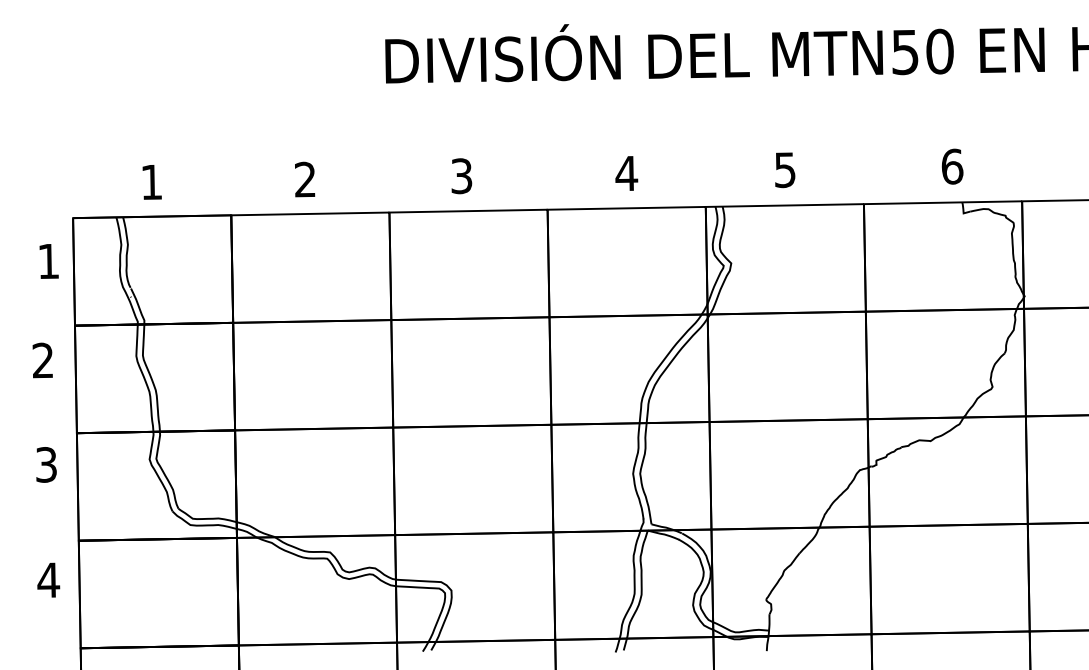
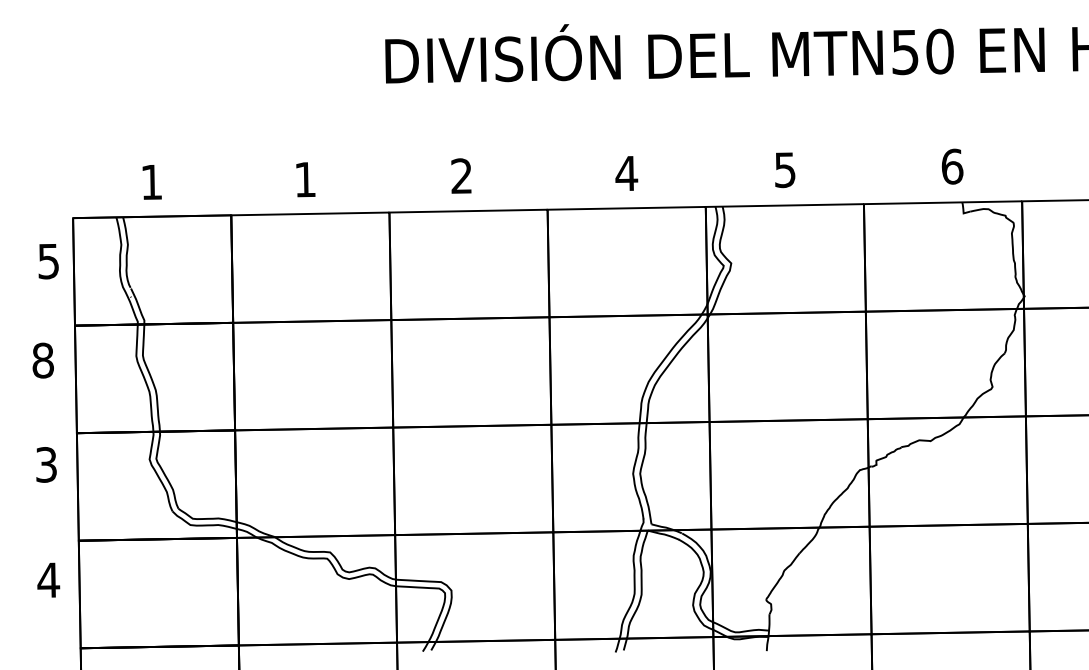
text: 3 -> 2 (461, 176)
text: 2 -> 1 (305, 179)
text: 1 -> 5 (48, 261)
text: 2 -> 8 (42, 360)
